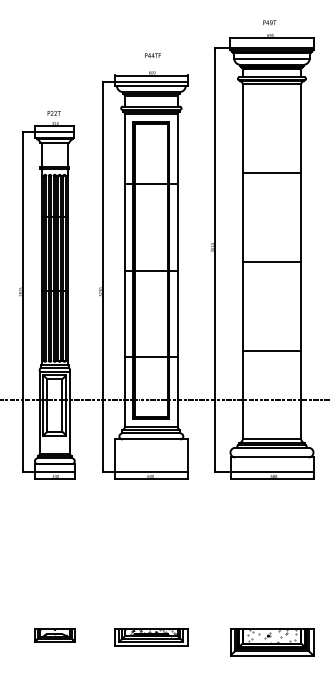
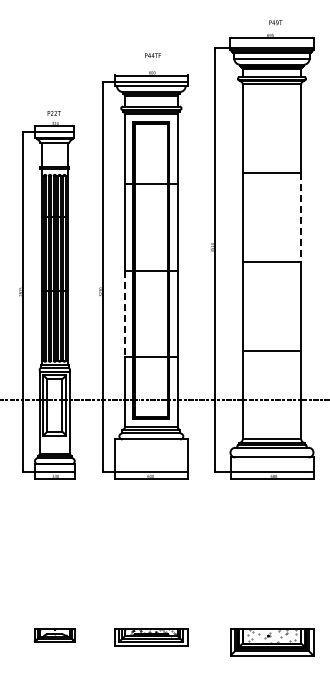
text position: (269, 22) -> (275, 22) (275, 22)
line: solid -> dashed (301, 217)
line: solid -> dashed (124, 314)
